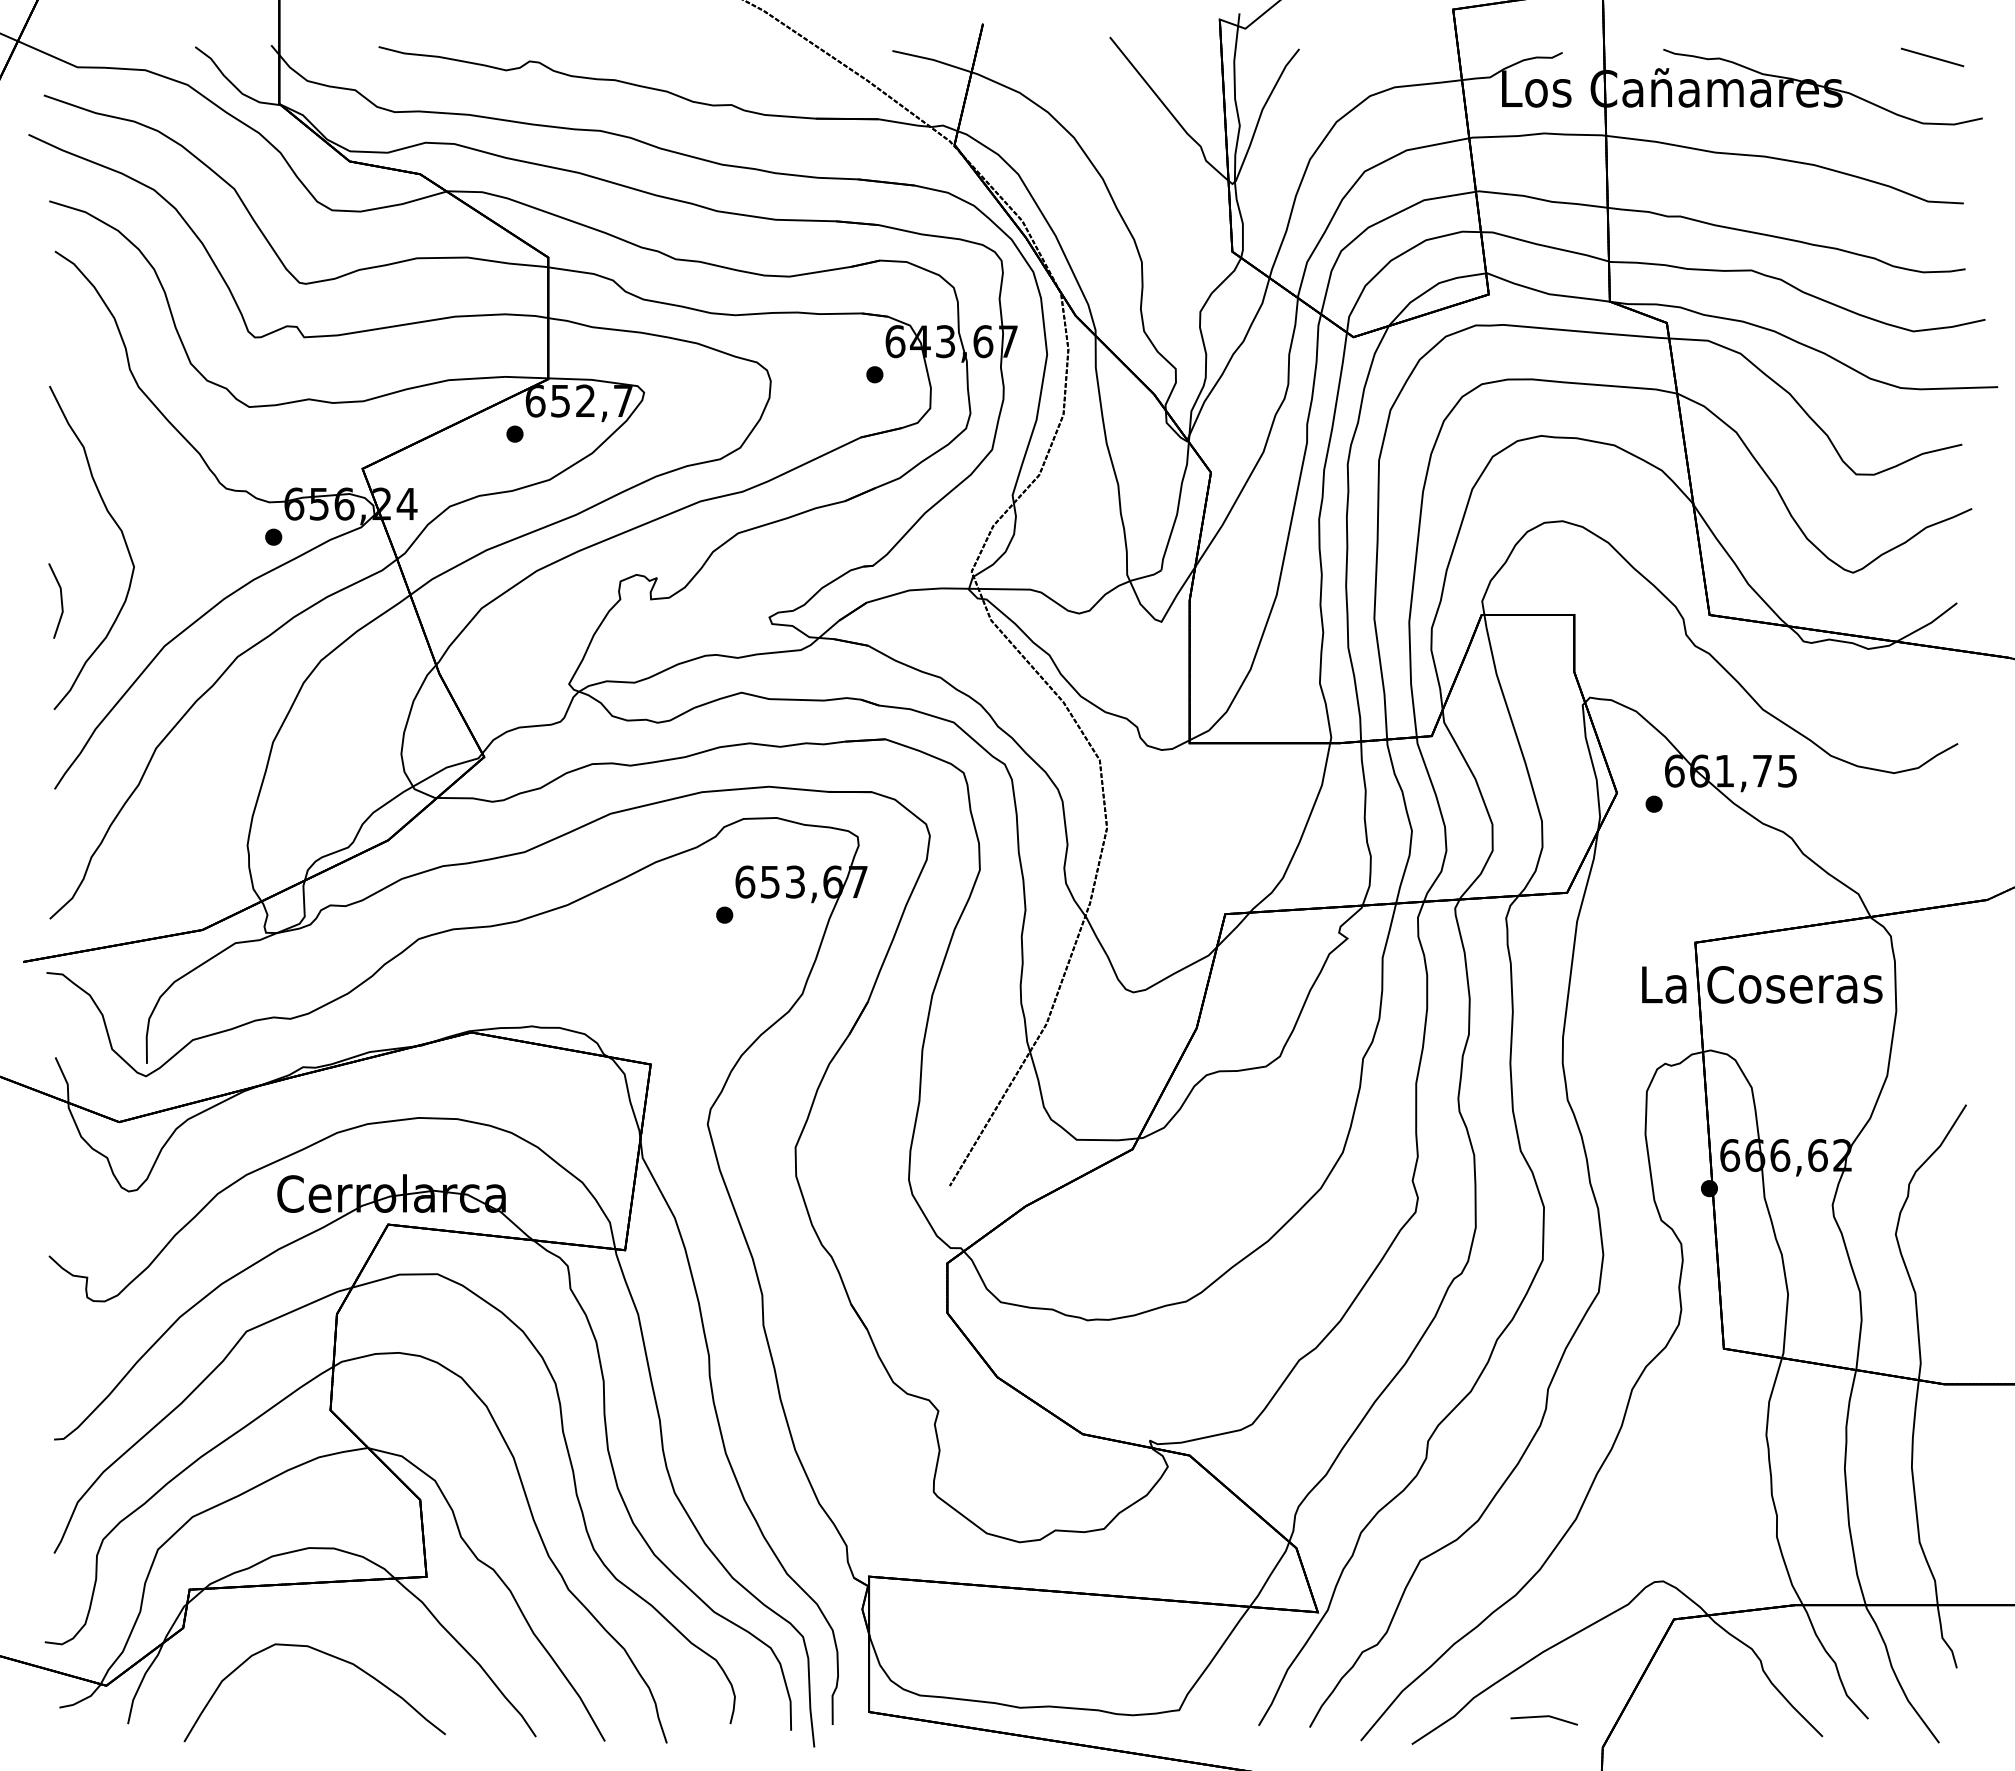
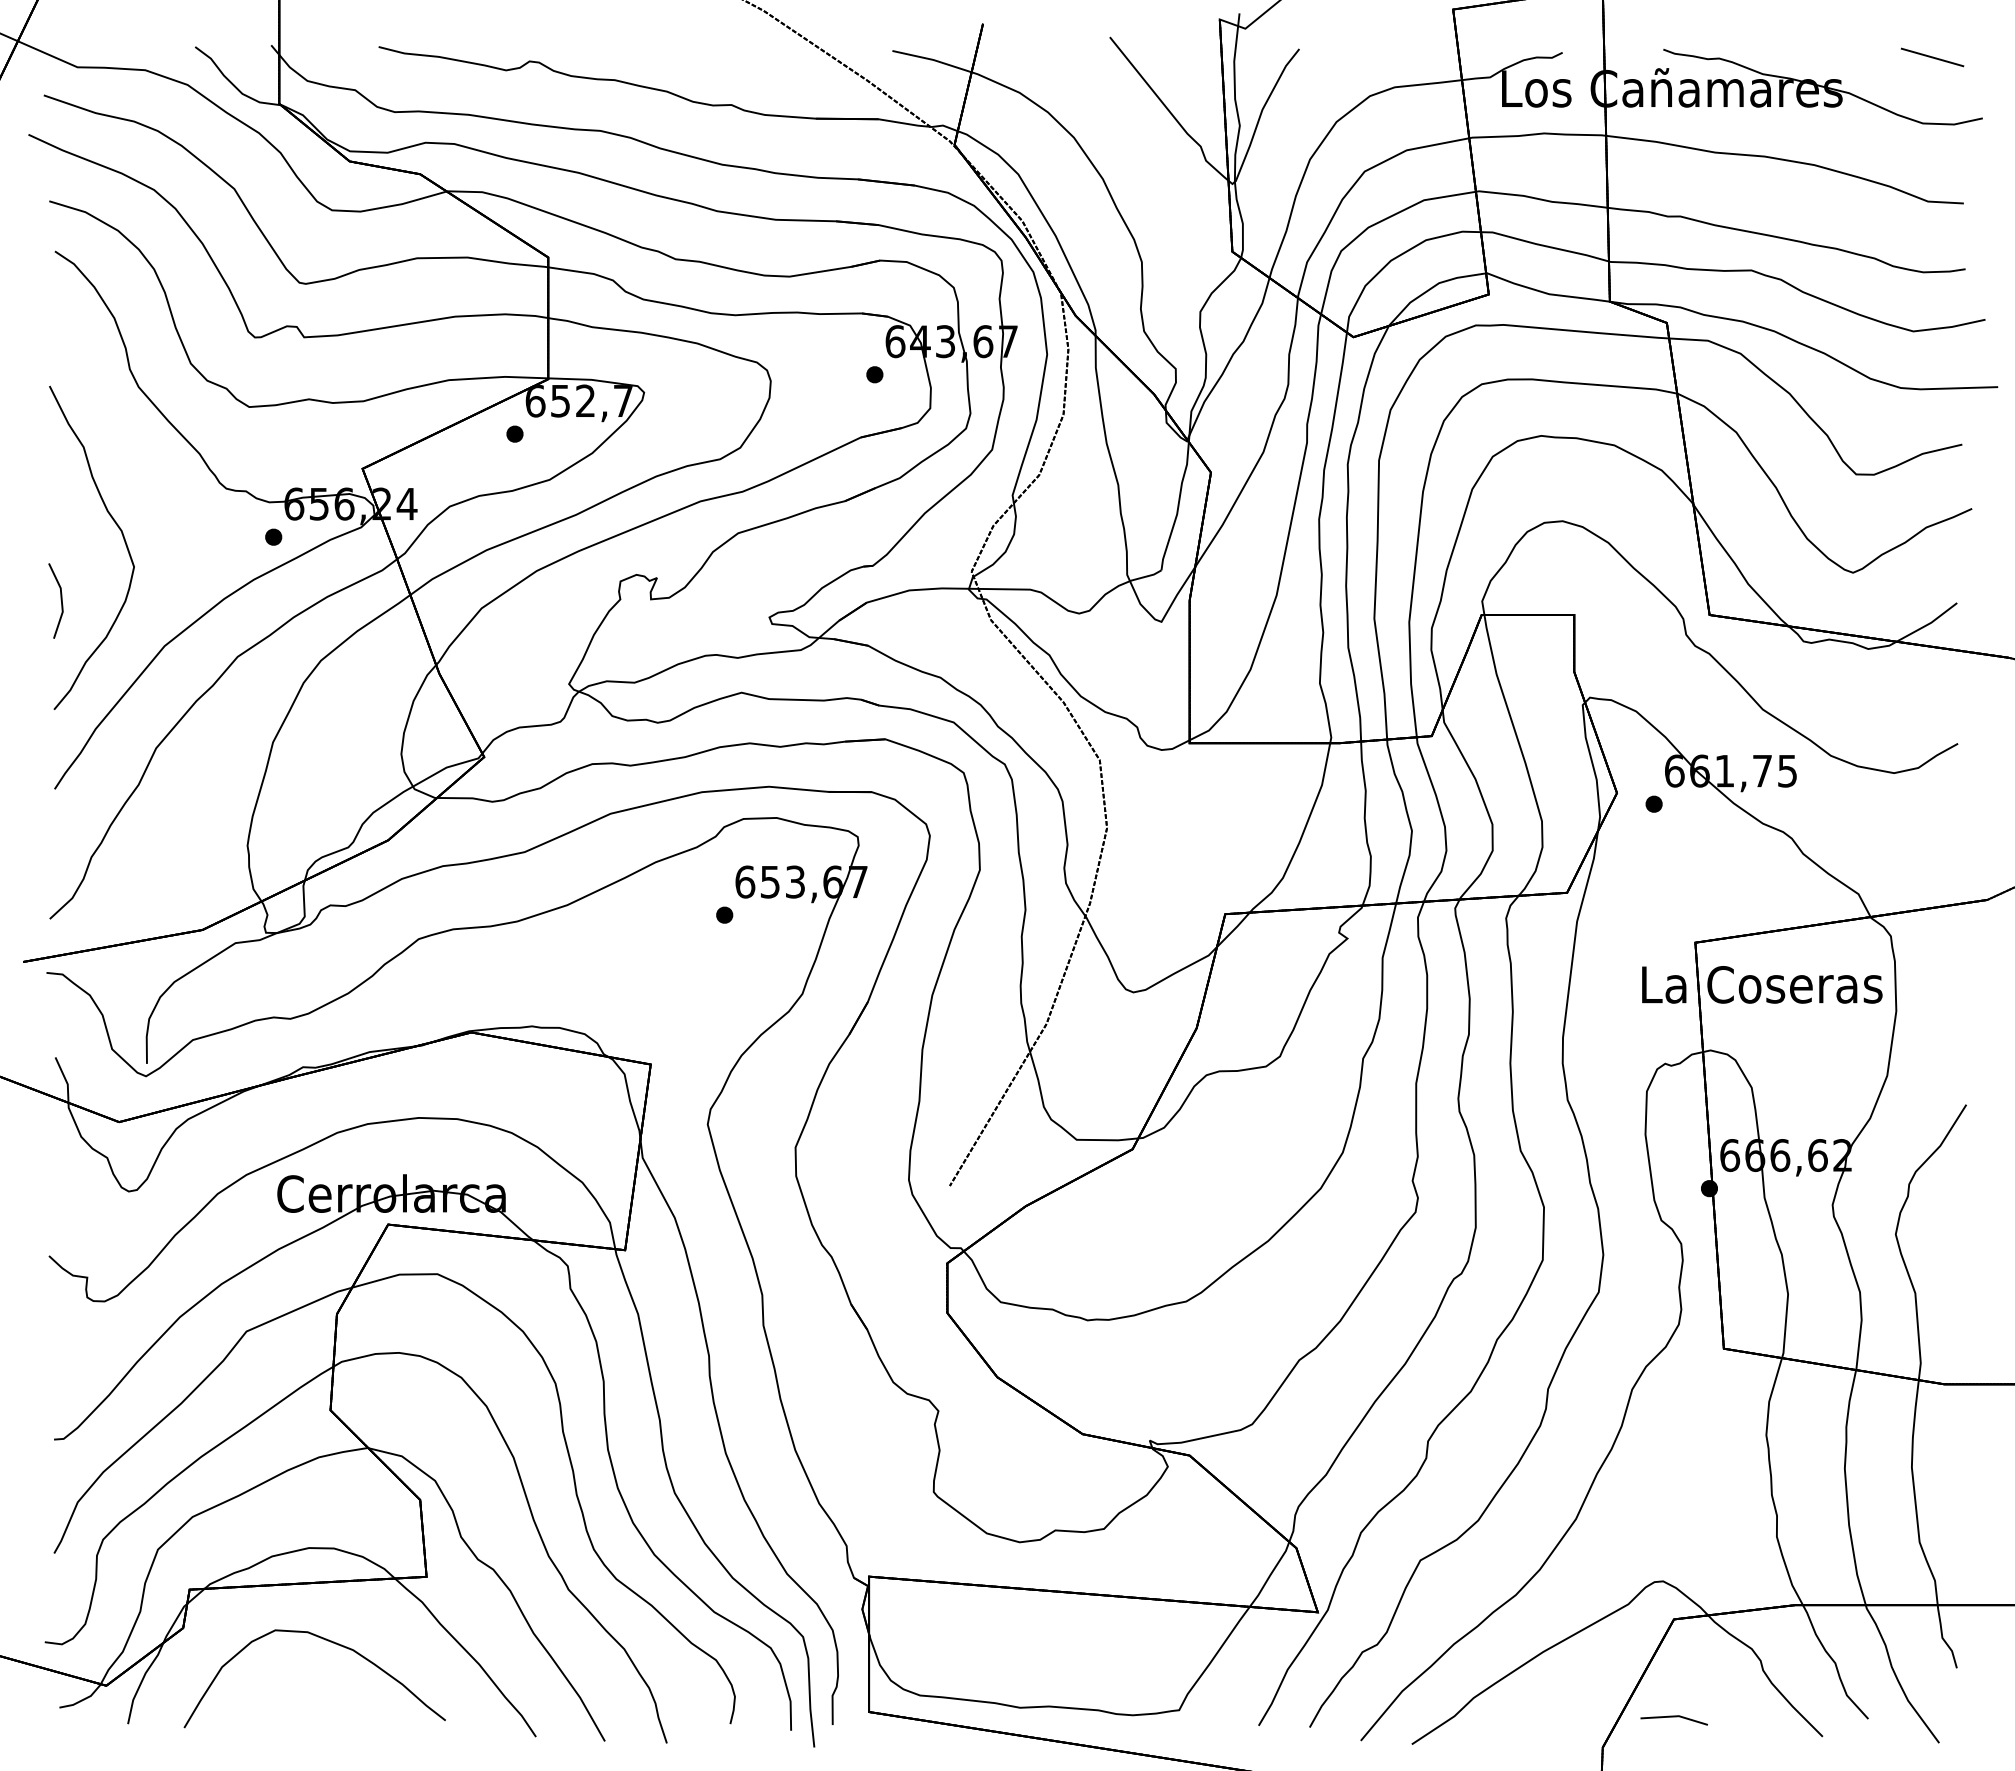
part position: (327, 1655) -> (327, 1641) (327, 1641)
part position: (1543, 1720) -> (1673, 1720) (1673, 1720)
